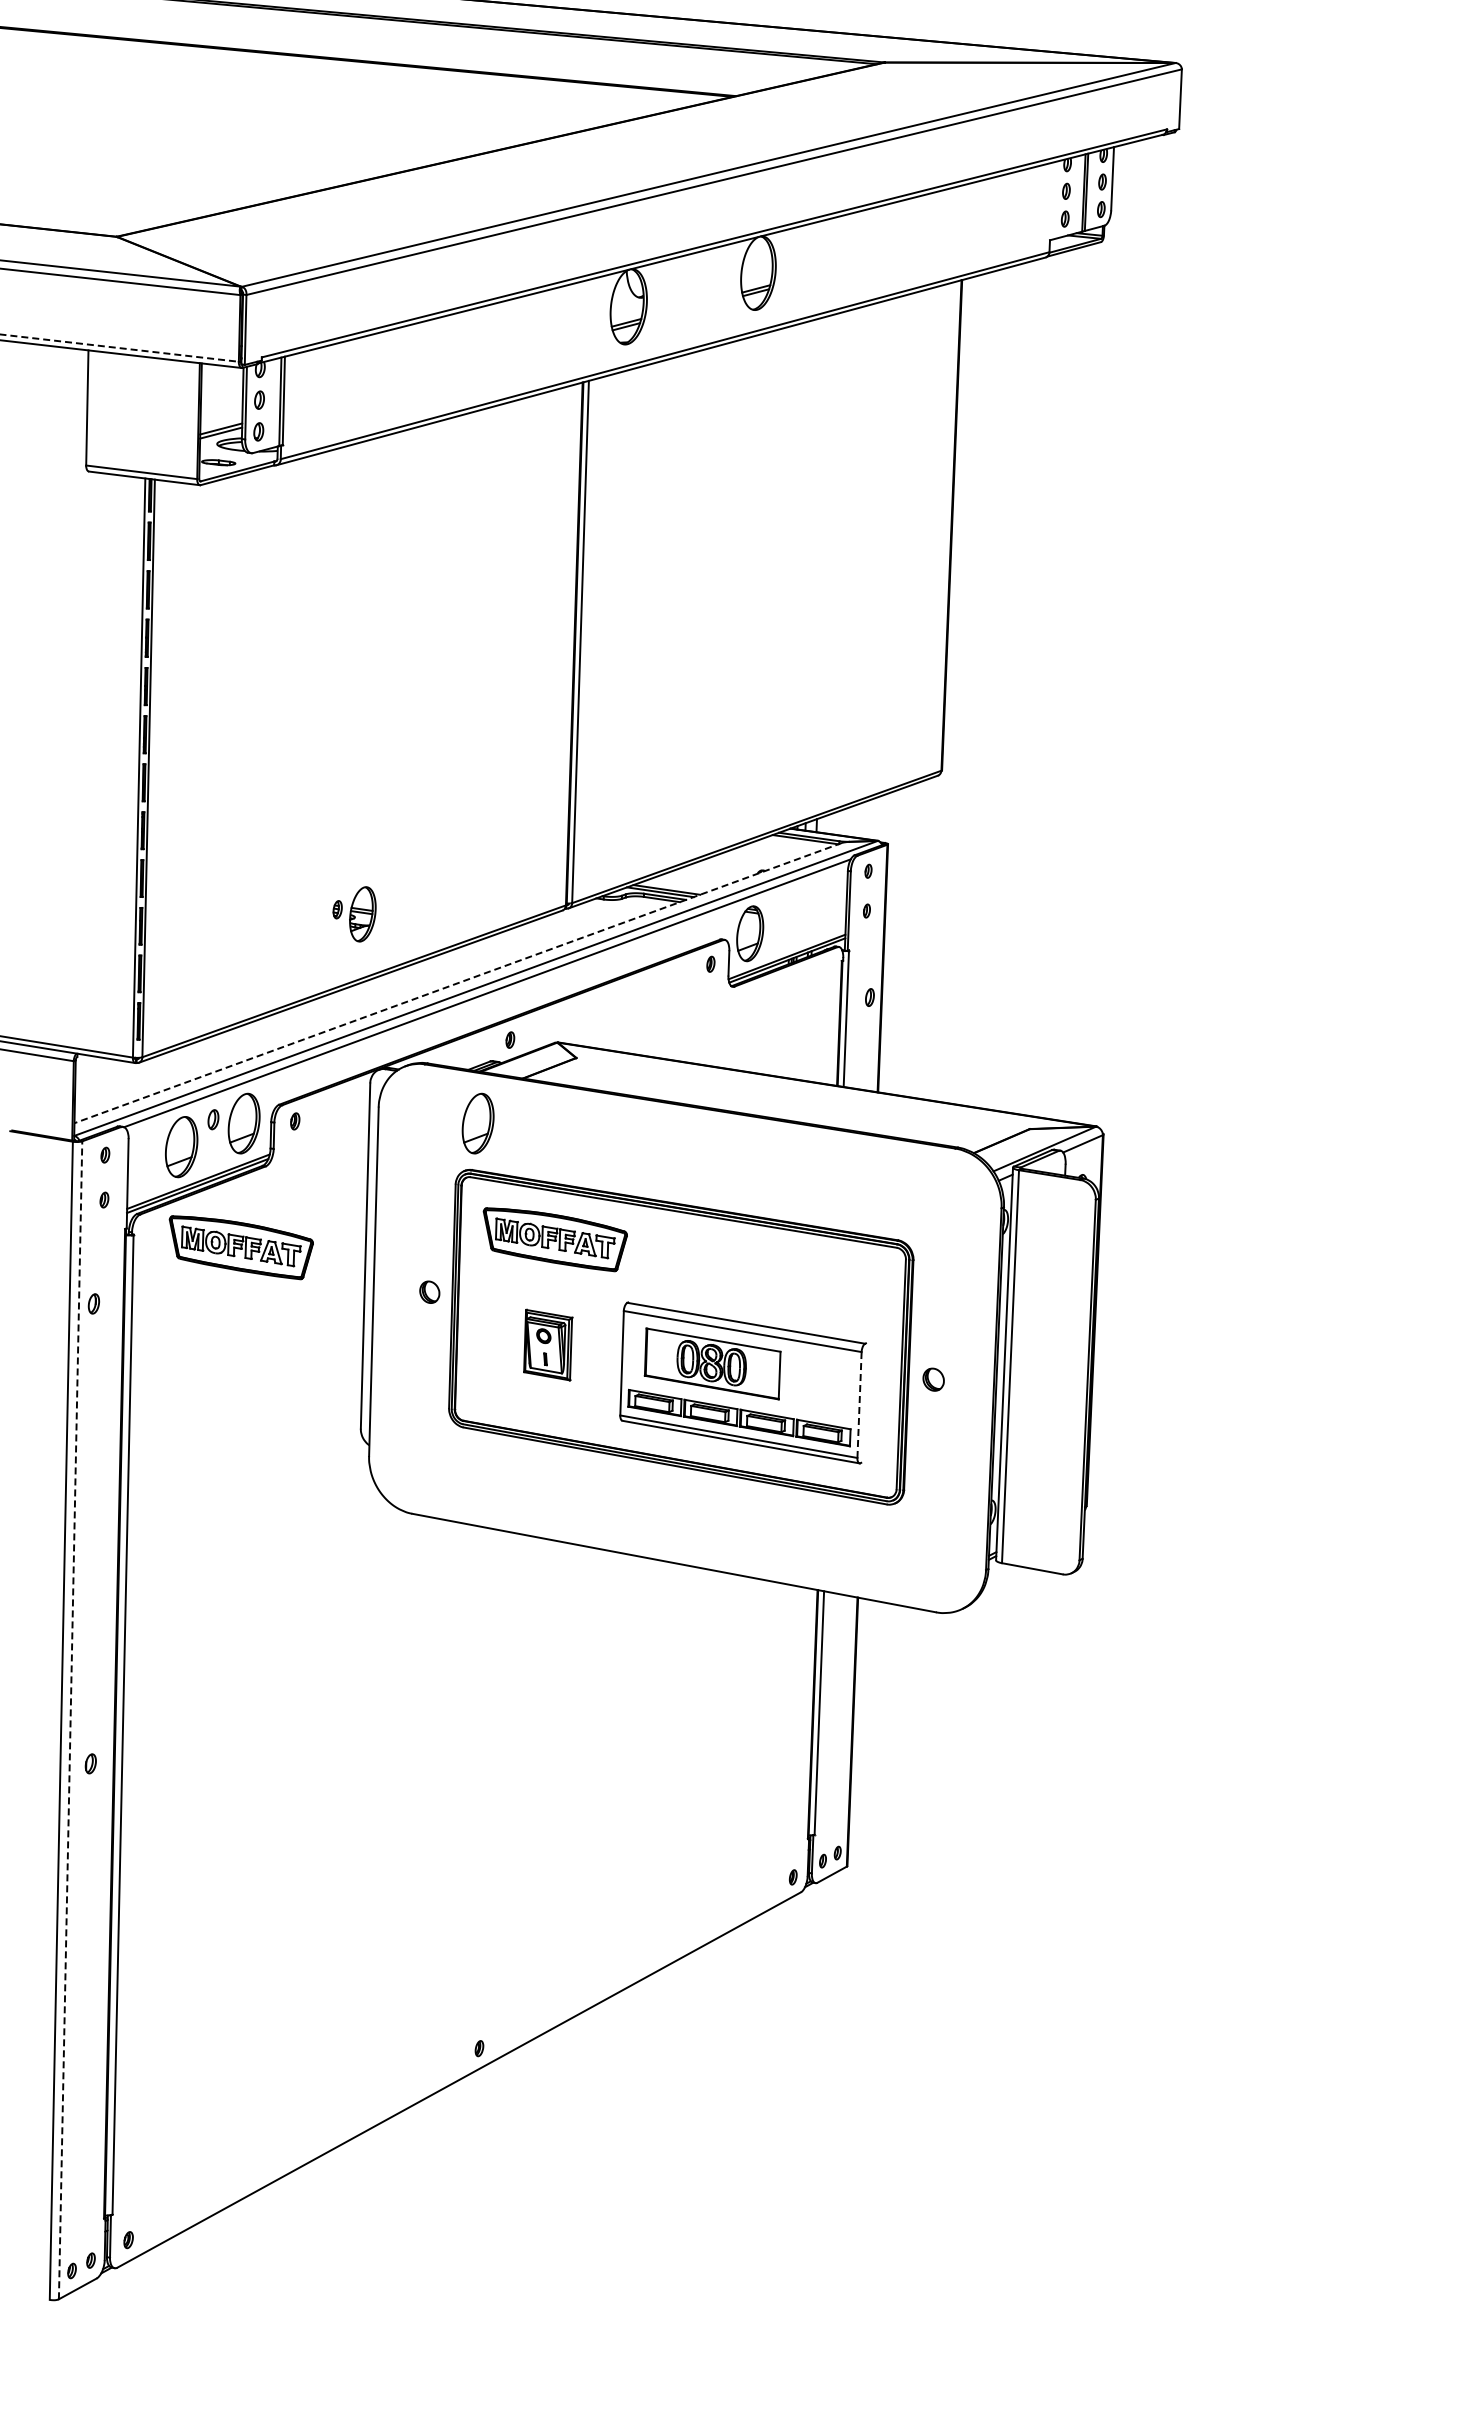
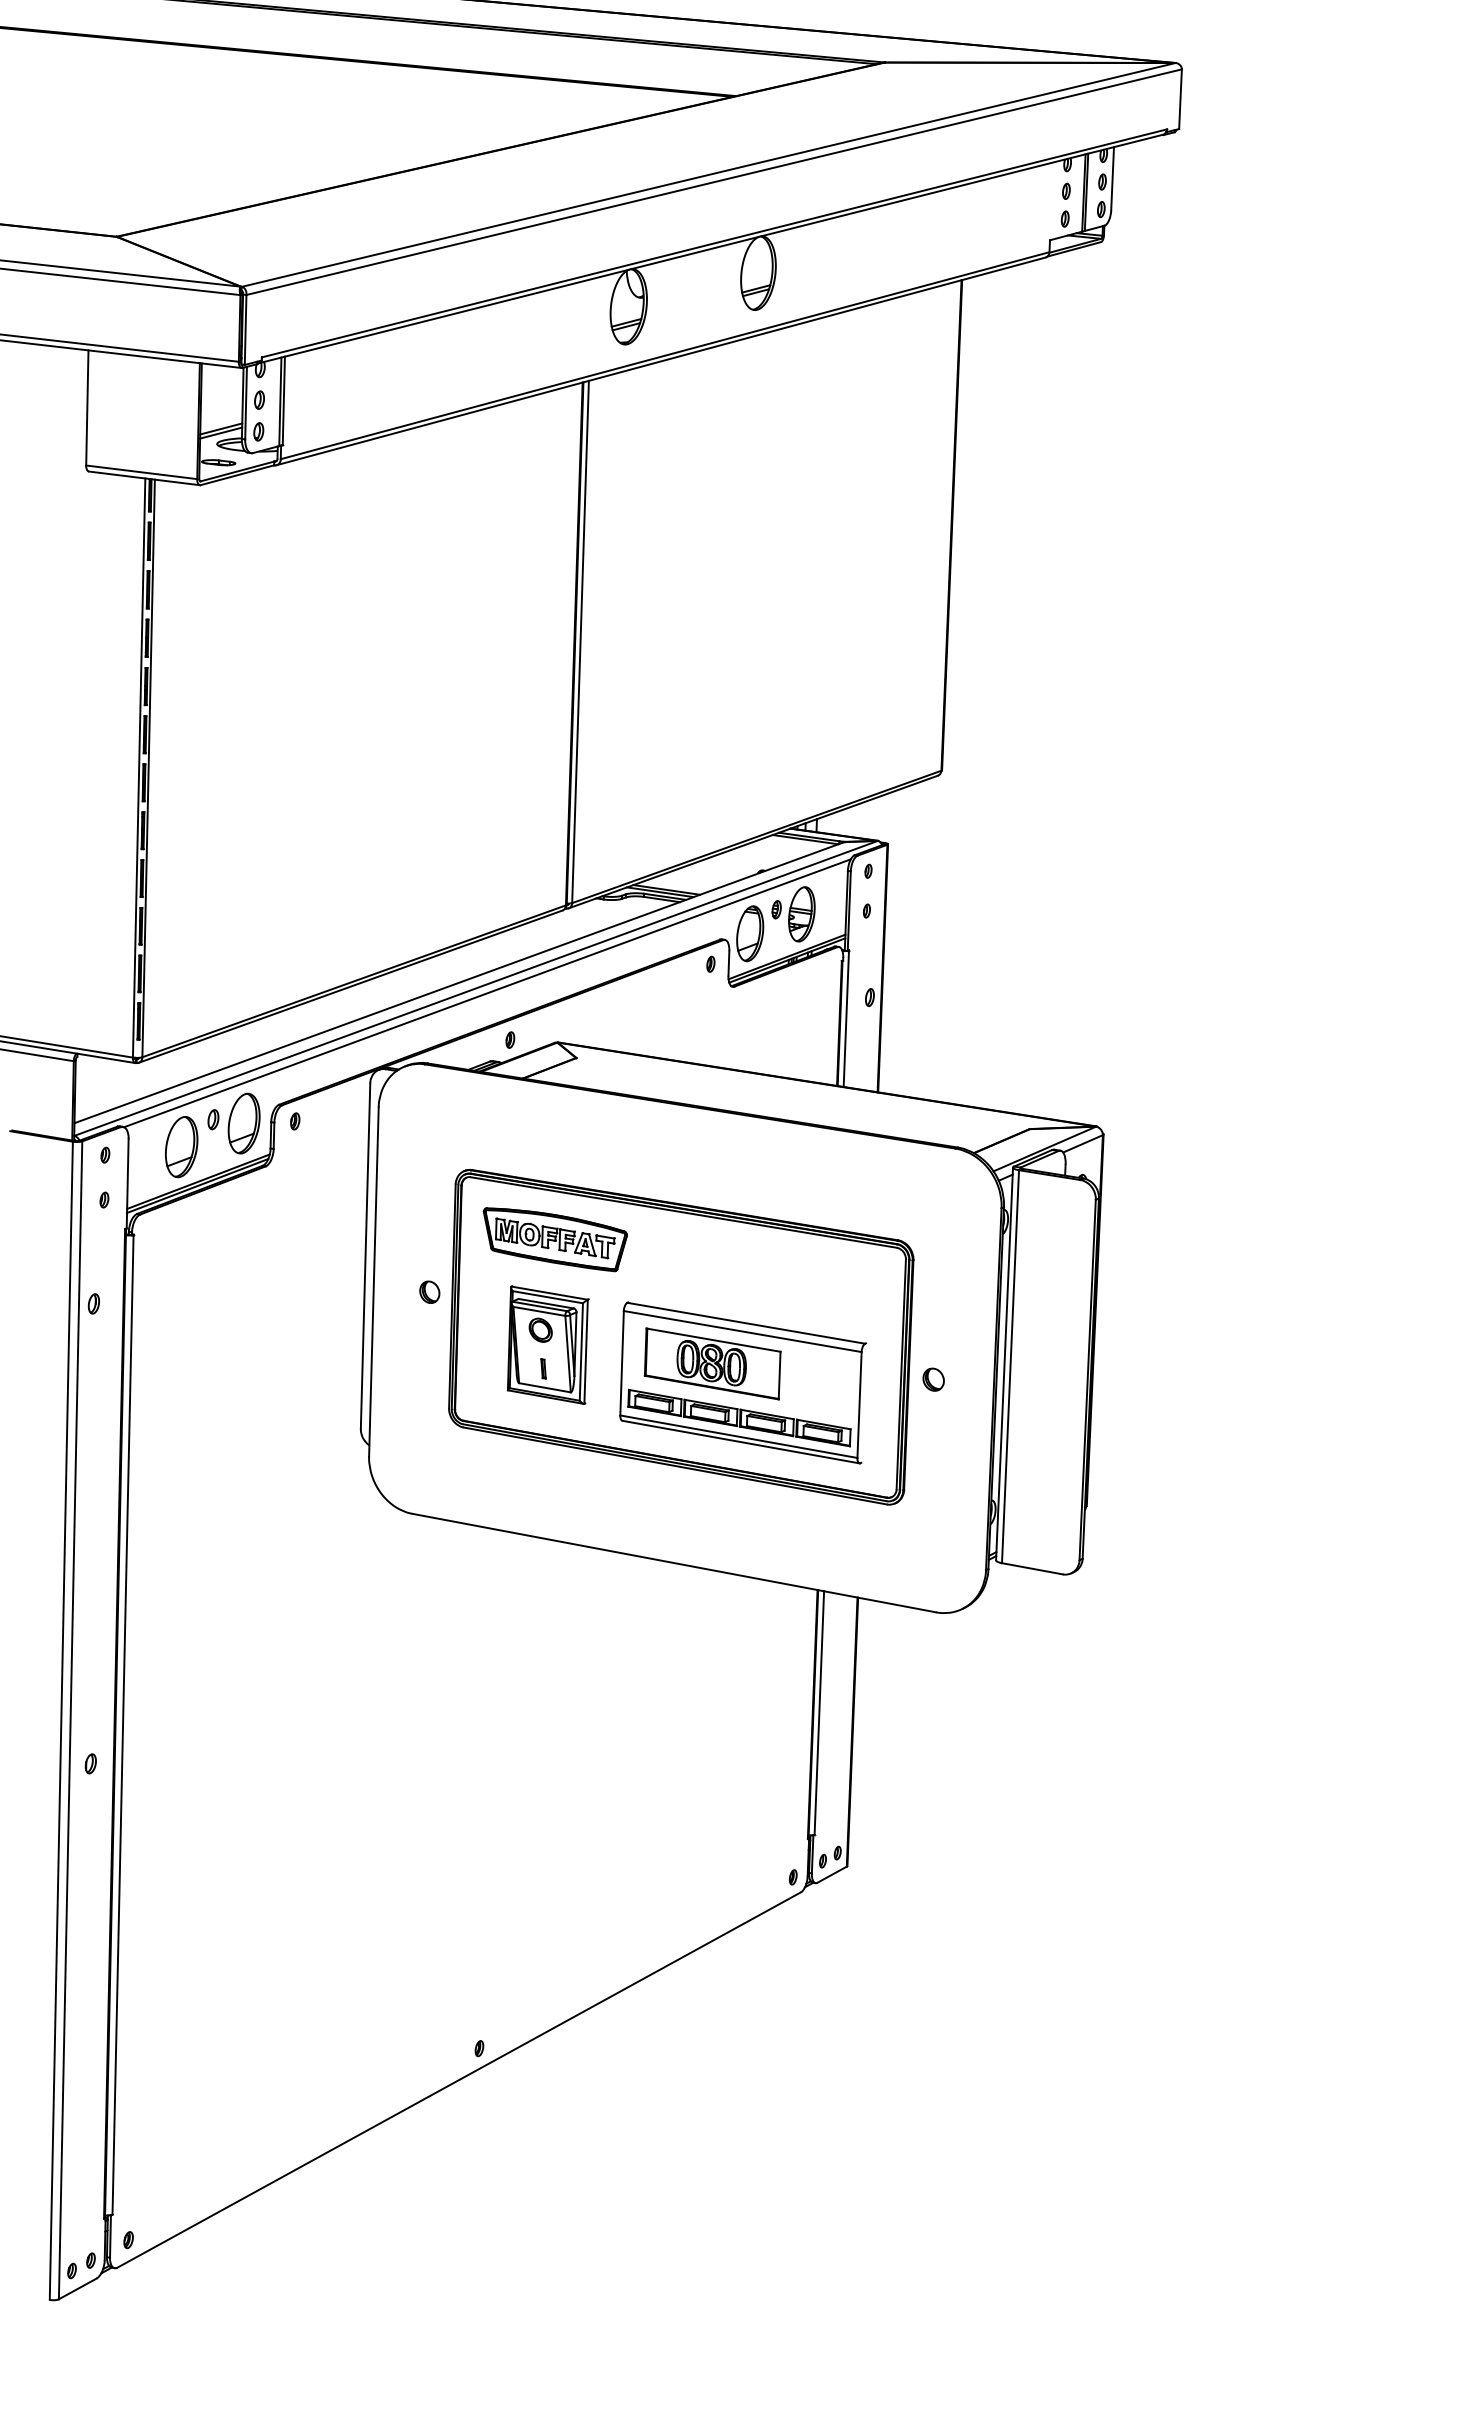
line: dashed -> solid (119, 348)
part position: (354, 914) -> (793, 914) (793, 914)
line: dashed -> solid (458, 983)
part: present -> none (477, 1123)
part: present -> none (240, 1247)
part size: 51x74 px -> 83x120 px (548, 1344)
line: dashed -> solid (859, 1405)
line: dashed -> solid (70, 1719)
